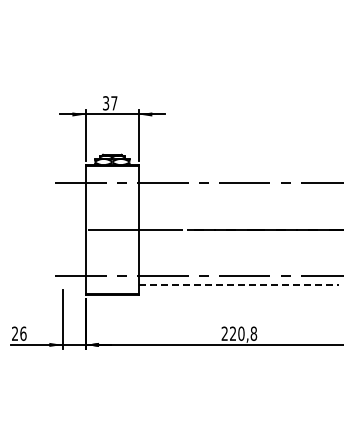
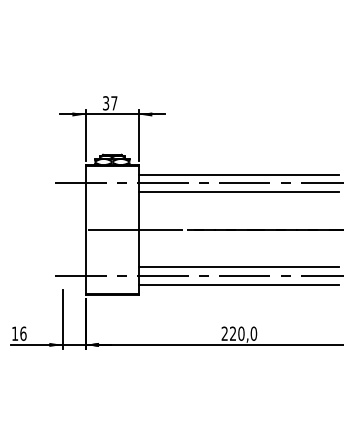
line: none -> present (239, 174)
line: none -> present (239, 192)
line: none -> present (239, 267)
line: dashed -> solid (239, 284)
text: 26 -> 16 (14, 333)
text: 220,8 -> 220,0 (253, 333)
